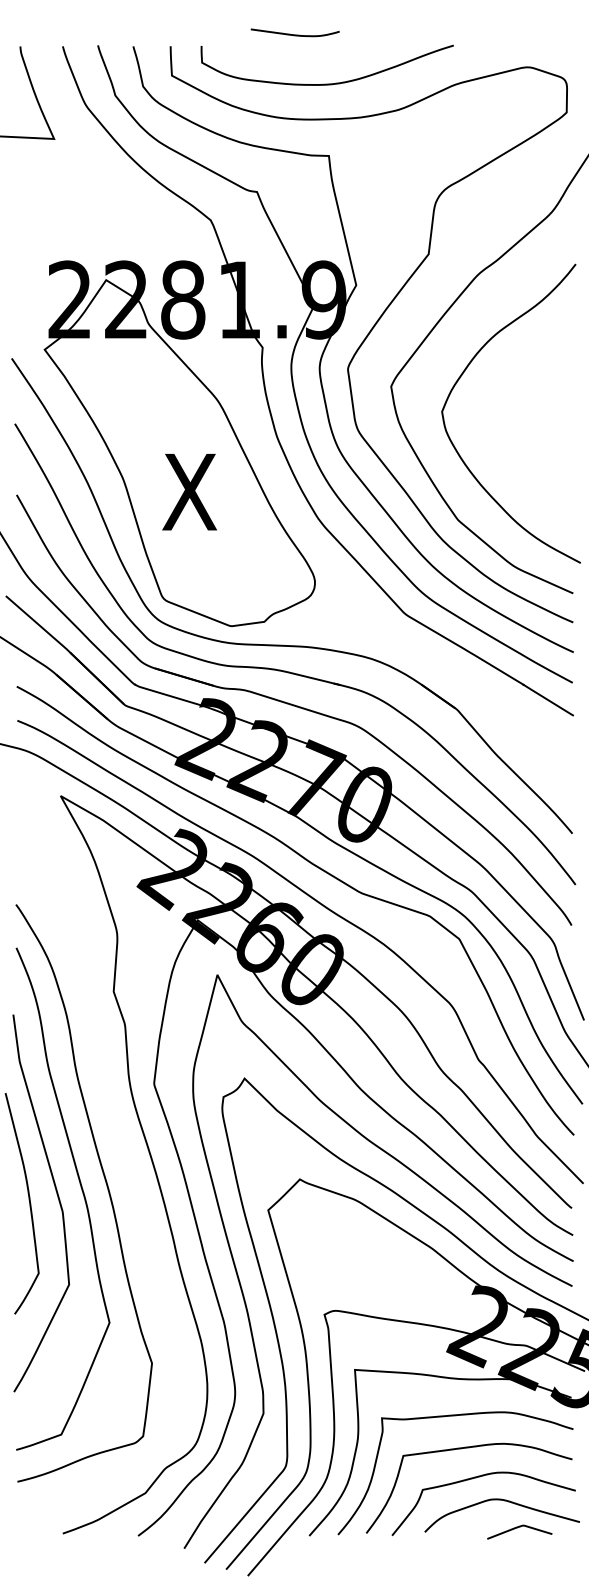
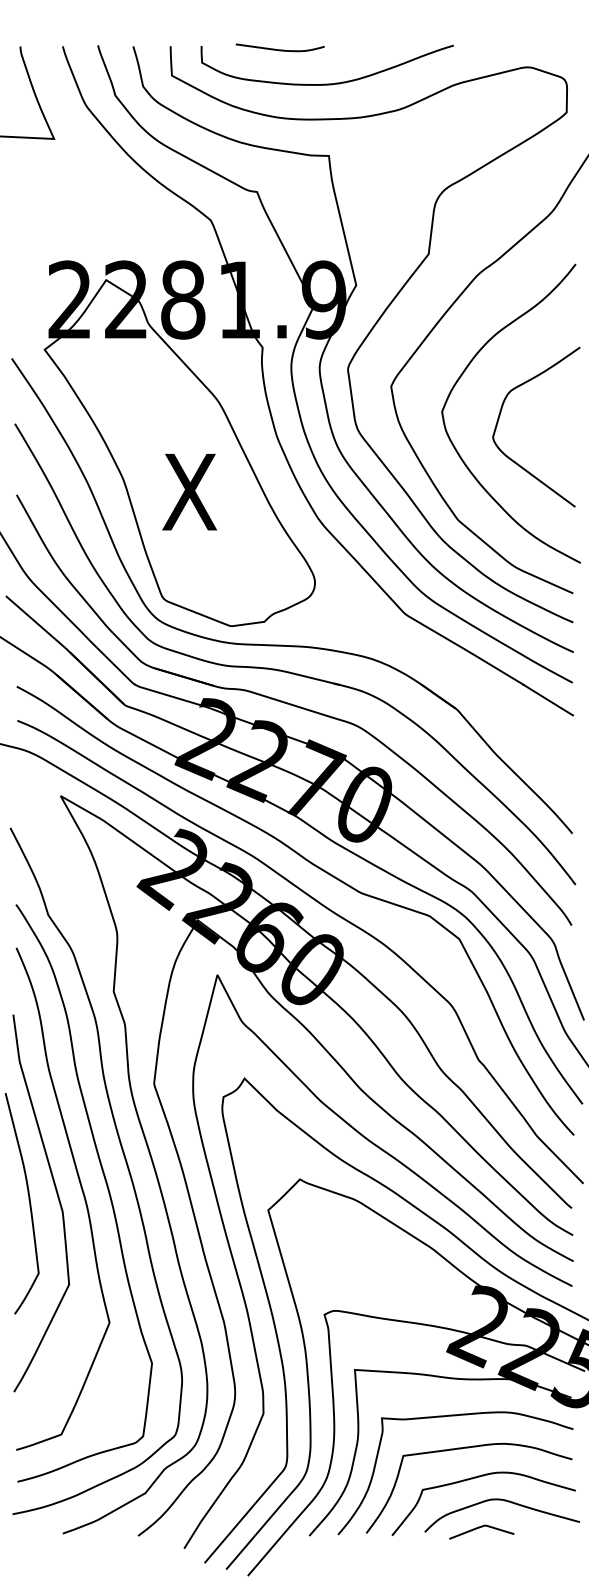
curve position: (294, 34) -> (279, 49) (279, 49)
curve: none -> present (500, 416)
curve: none -> present (124, 1159)
curve position: (517, 1528) -> (479, 1528) (479, 1528)
